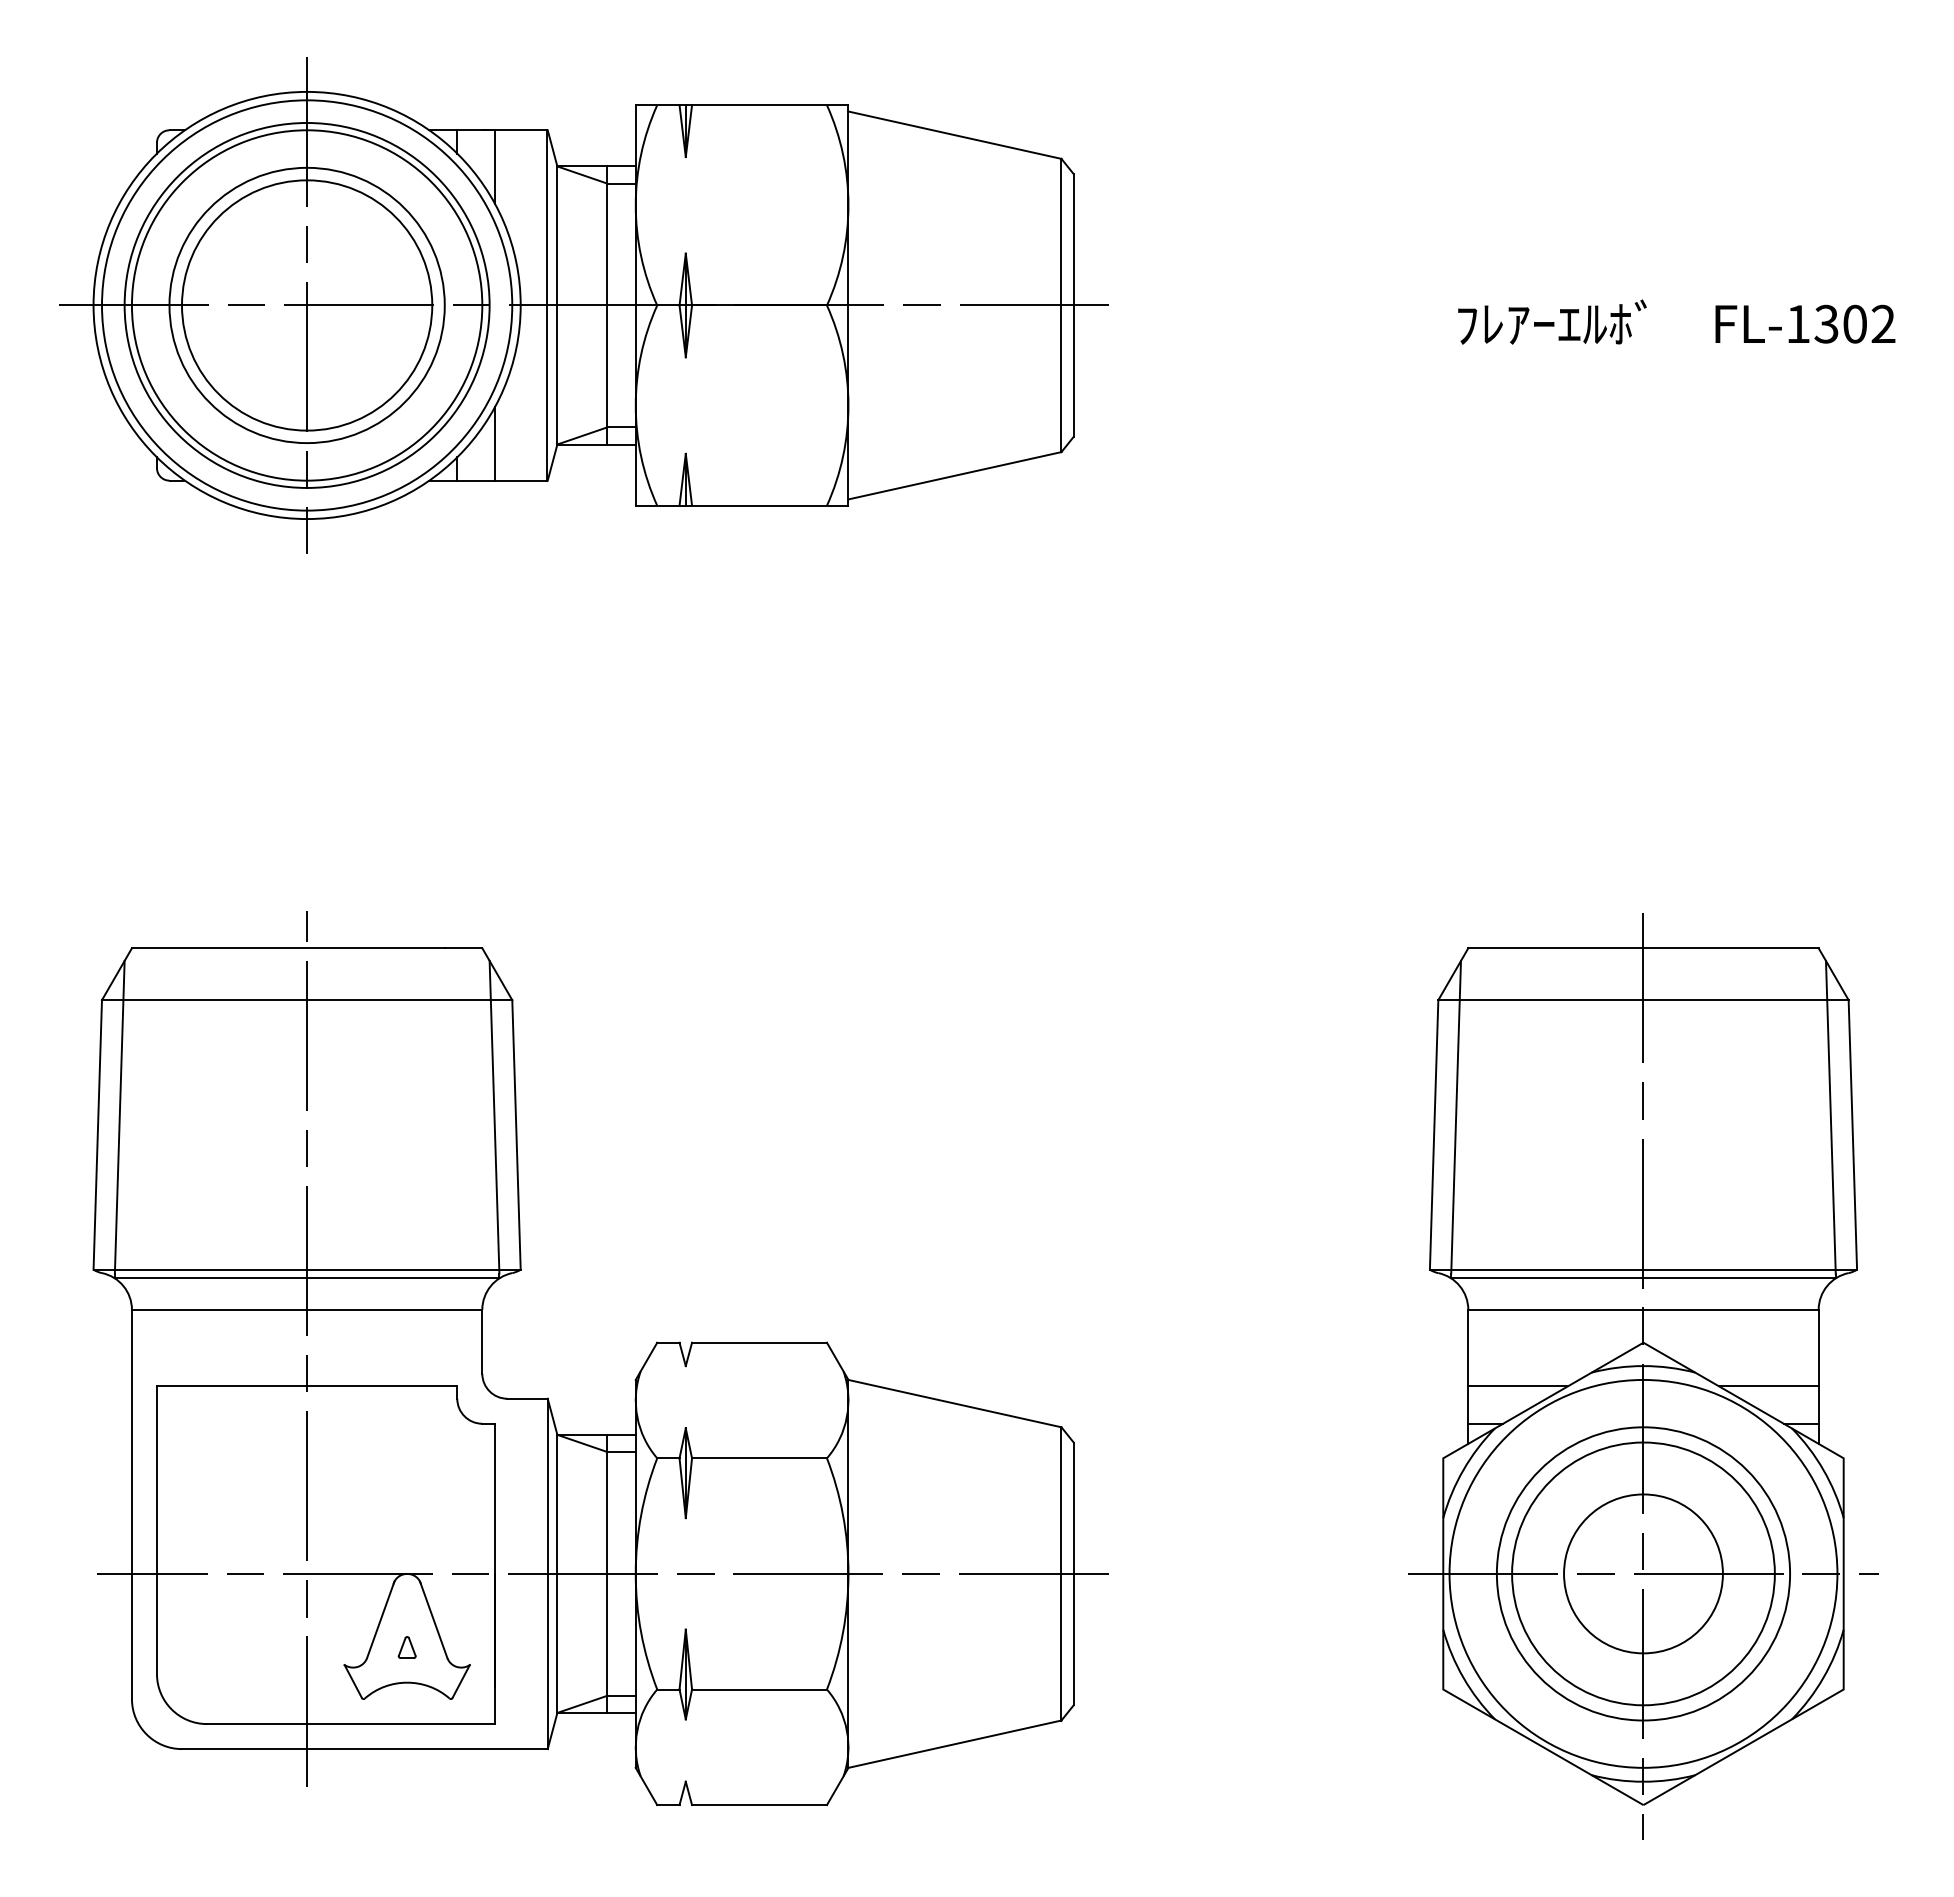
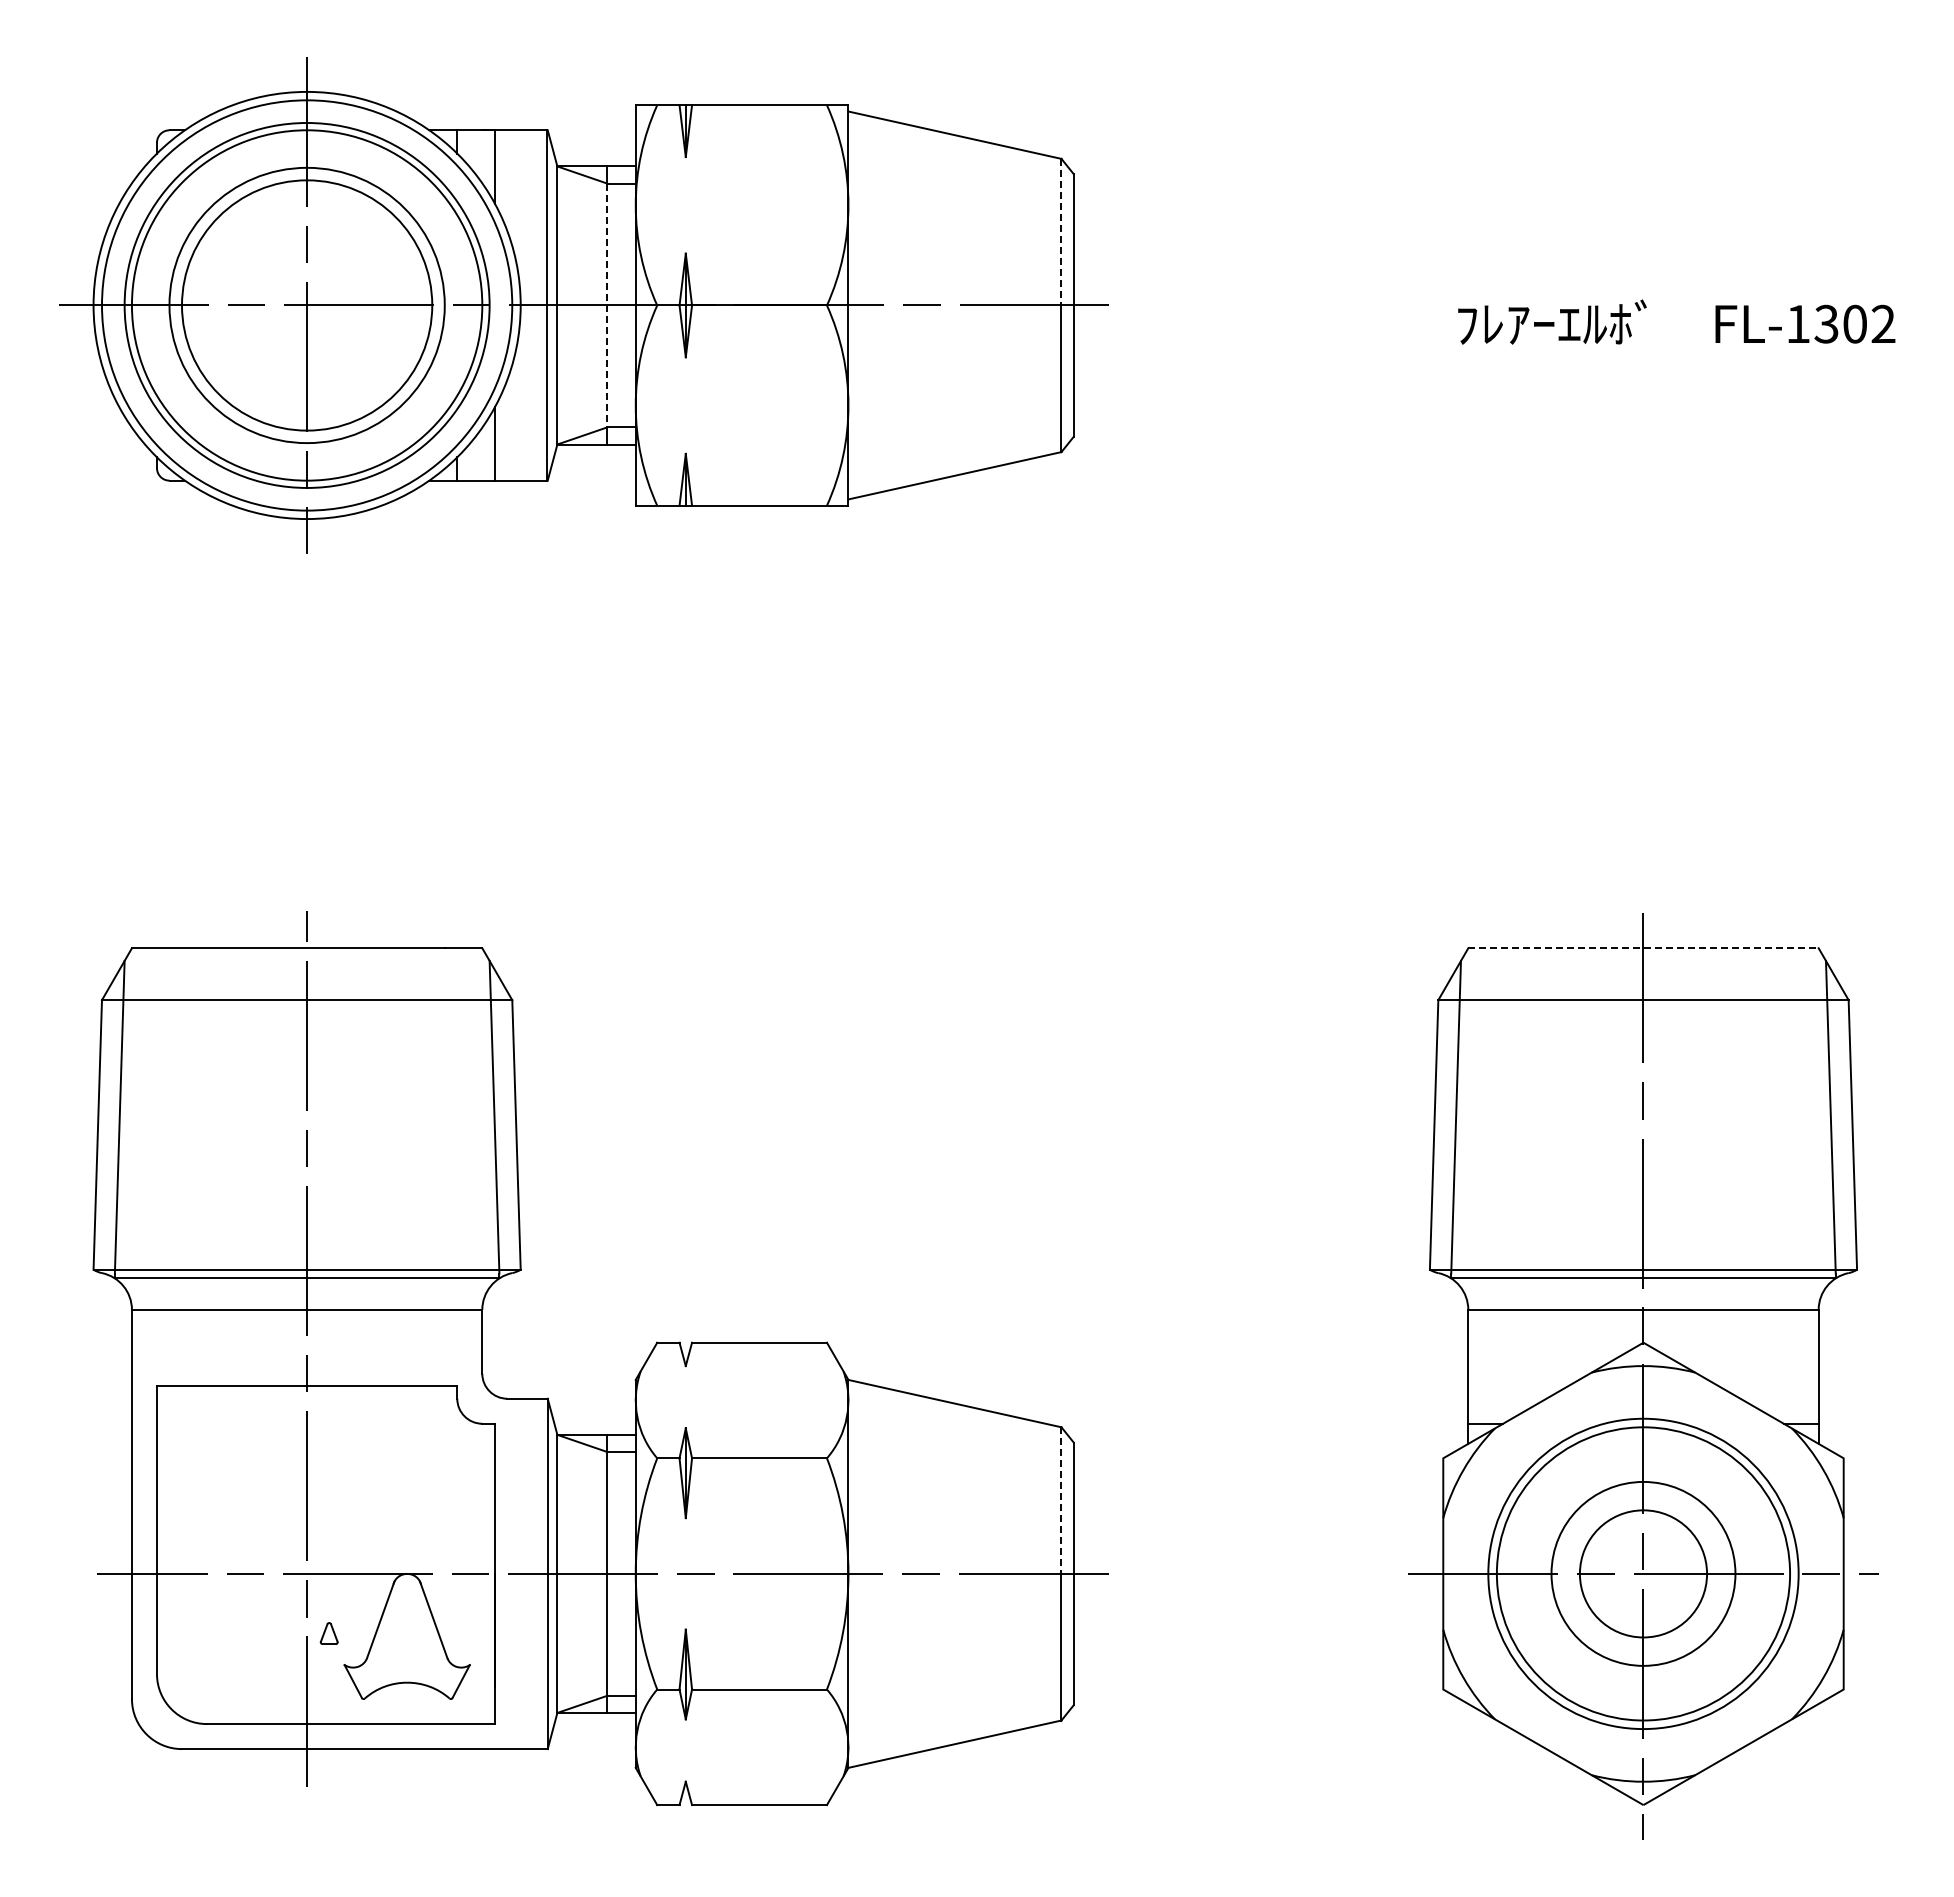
line: solid -> dashed (1061, 232)
line: solid -> dashed (607, 305)
line: solid -> dashed (1643, 948)
line: present -> none (1518, 1386)
line: present -> none (1768, 1386)
line: solid -> dashed (1061, 1501)
circle diameter: 159 px -> 127 px (1643, 1573)
circle diameter: 263 px -> 184 px (1643, 1573)
circle diameter: 388 px -> 310 px (1643, 1573)
part position: (406, 1647) -> (328, 1633) (328, 1633)
